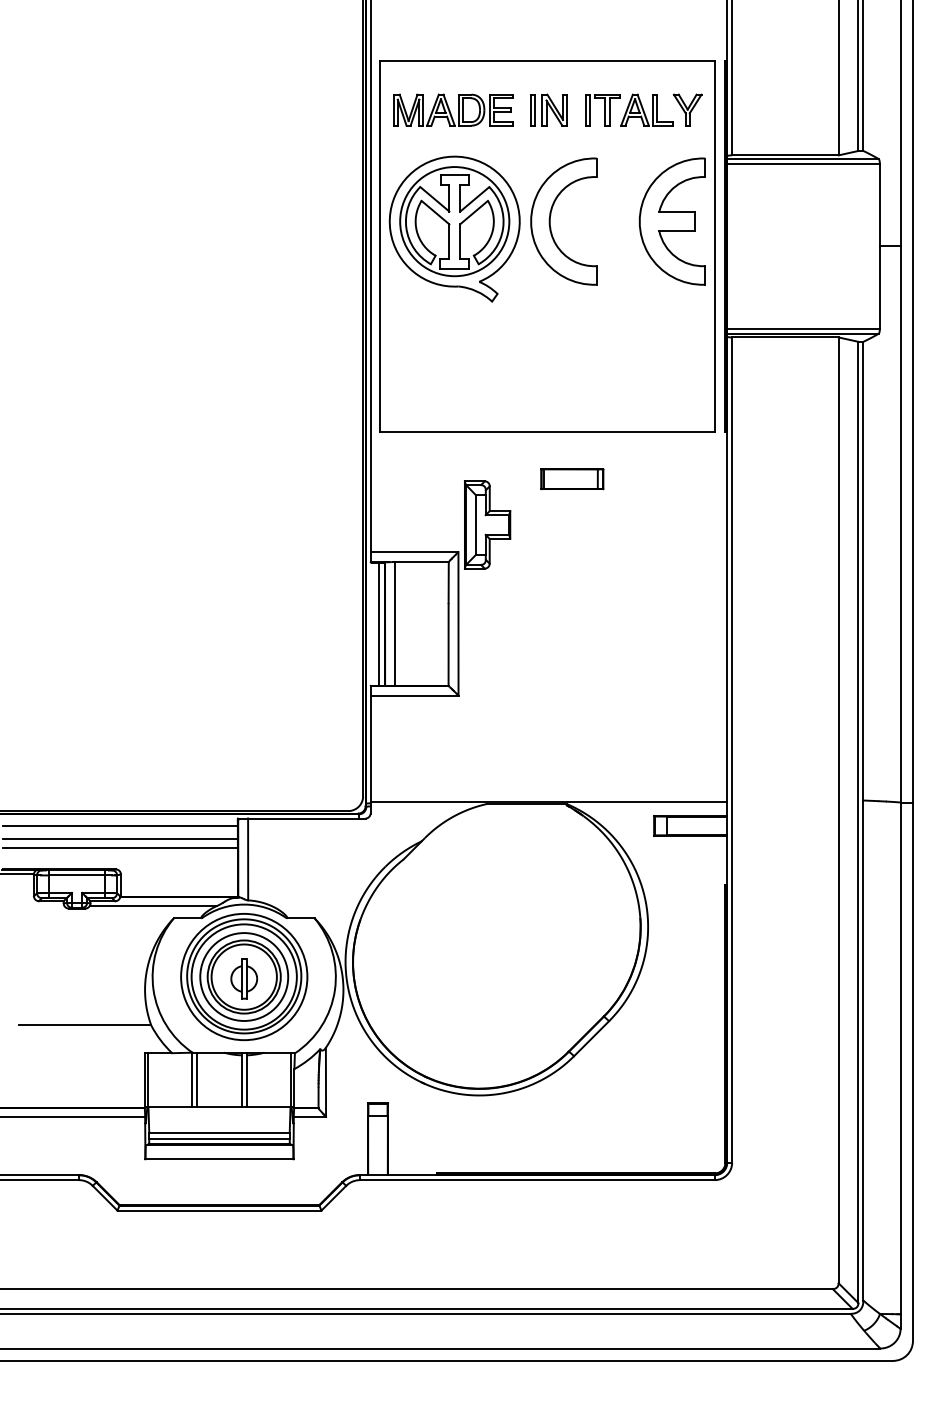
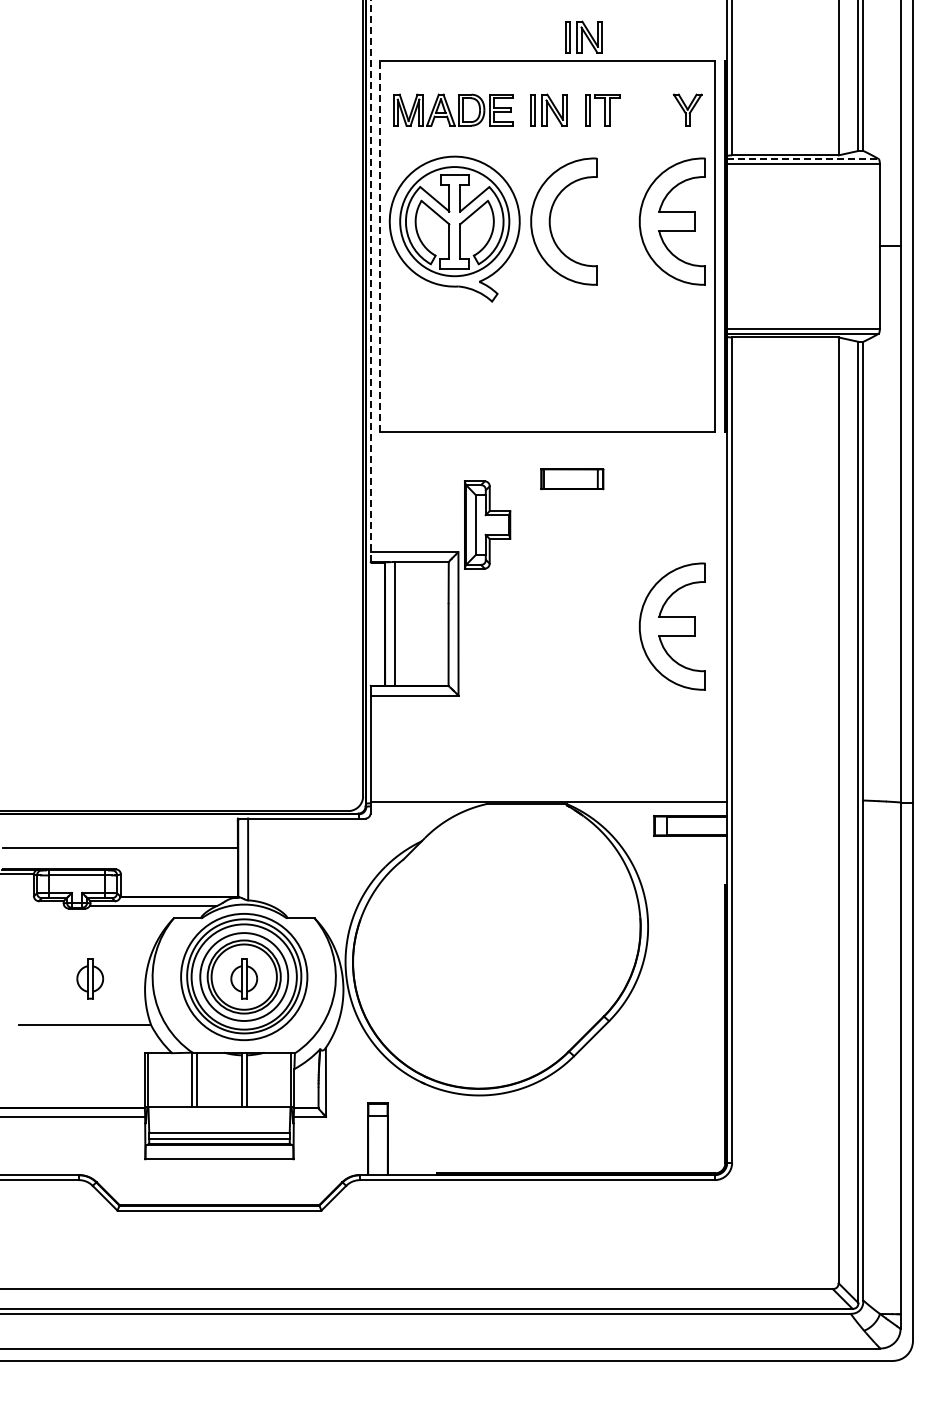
part: none -> present (583, 36)
part: present -> none (646, 109)
line: solid -> dashed (802, 159)
line: solid -> dashed (380, 246)
line: solid -> dashed (370, 280)
line: present -> none (378, 623)
part: none -> present (671, 626)
line: present -> none (119, 825)
line: present -> none (119, 839)
part: none -> present (90, 978)
